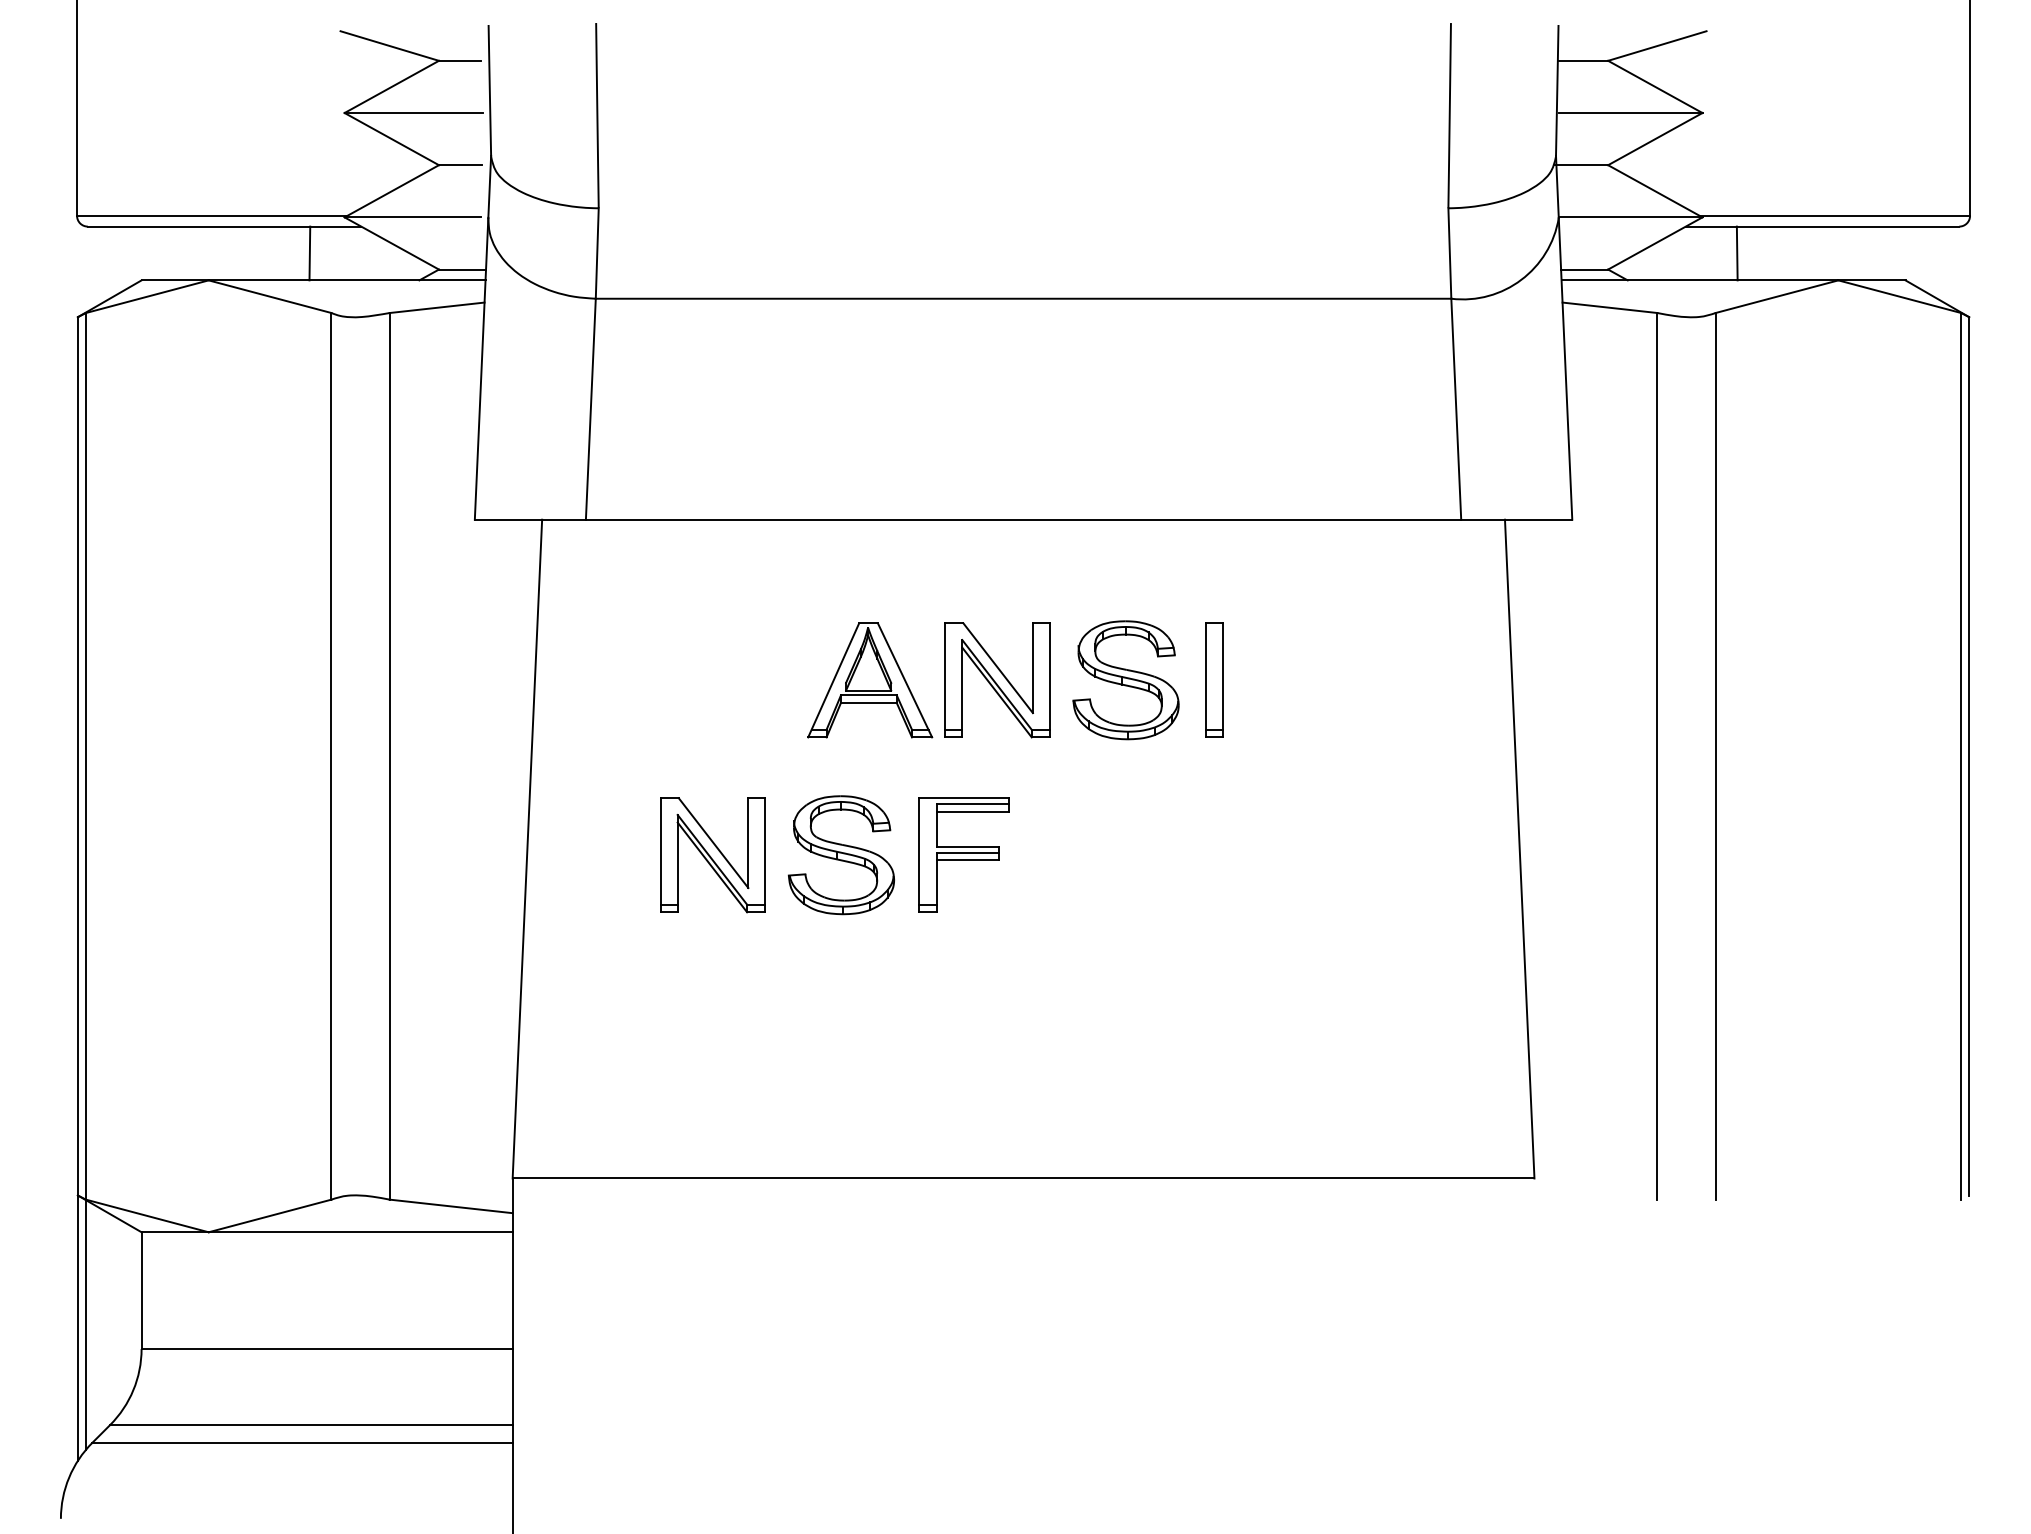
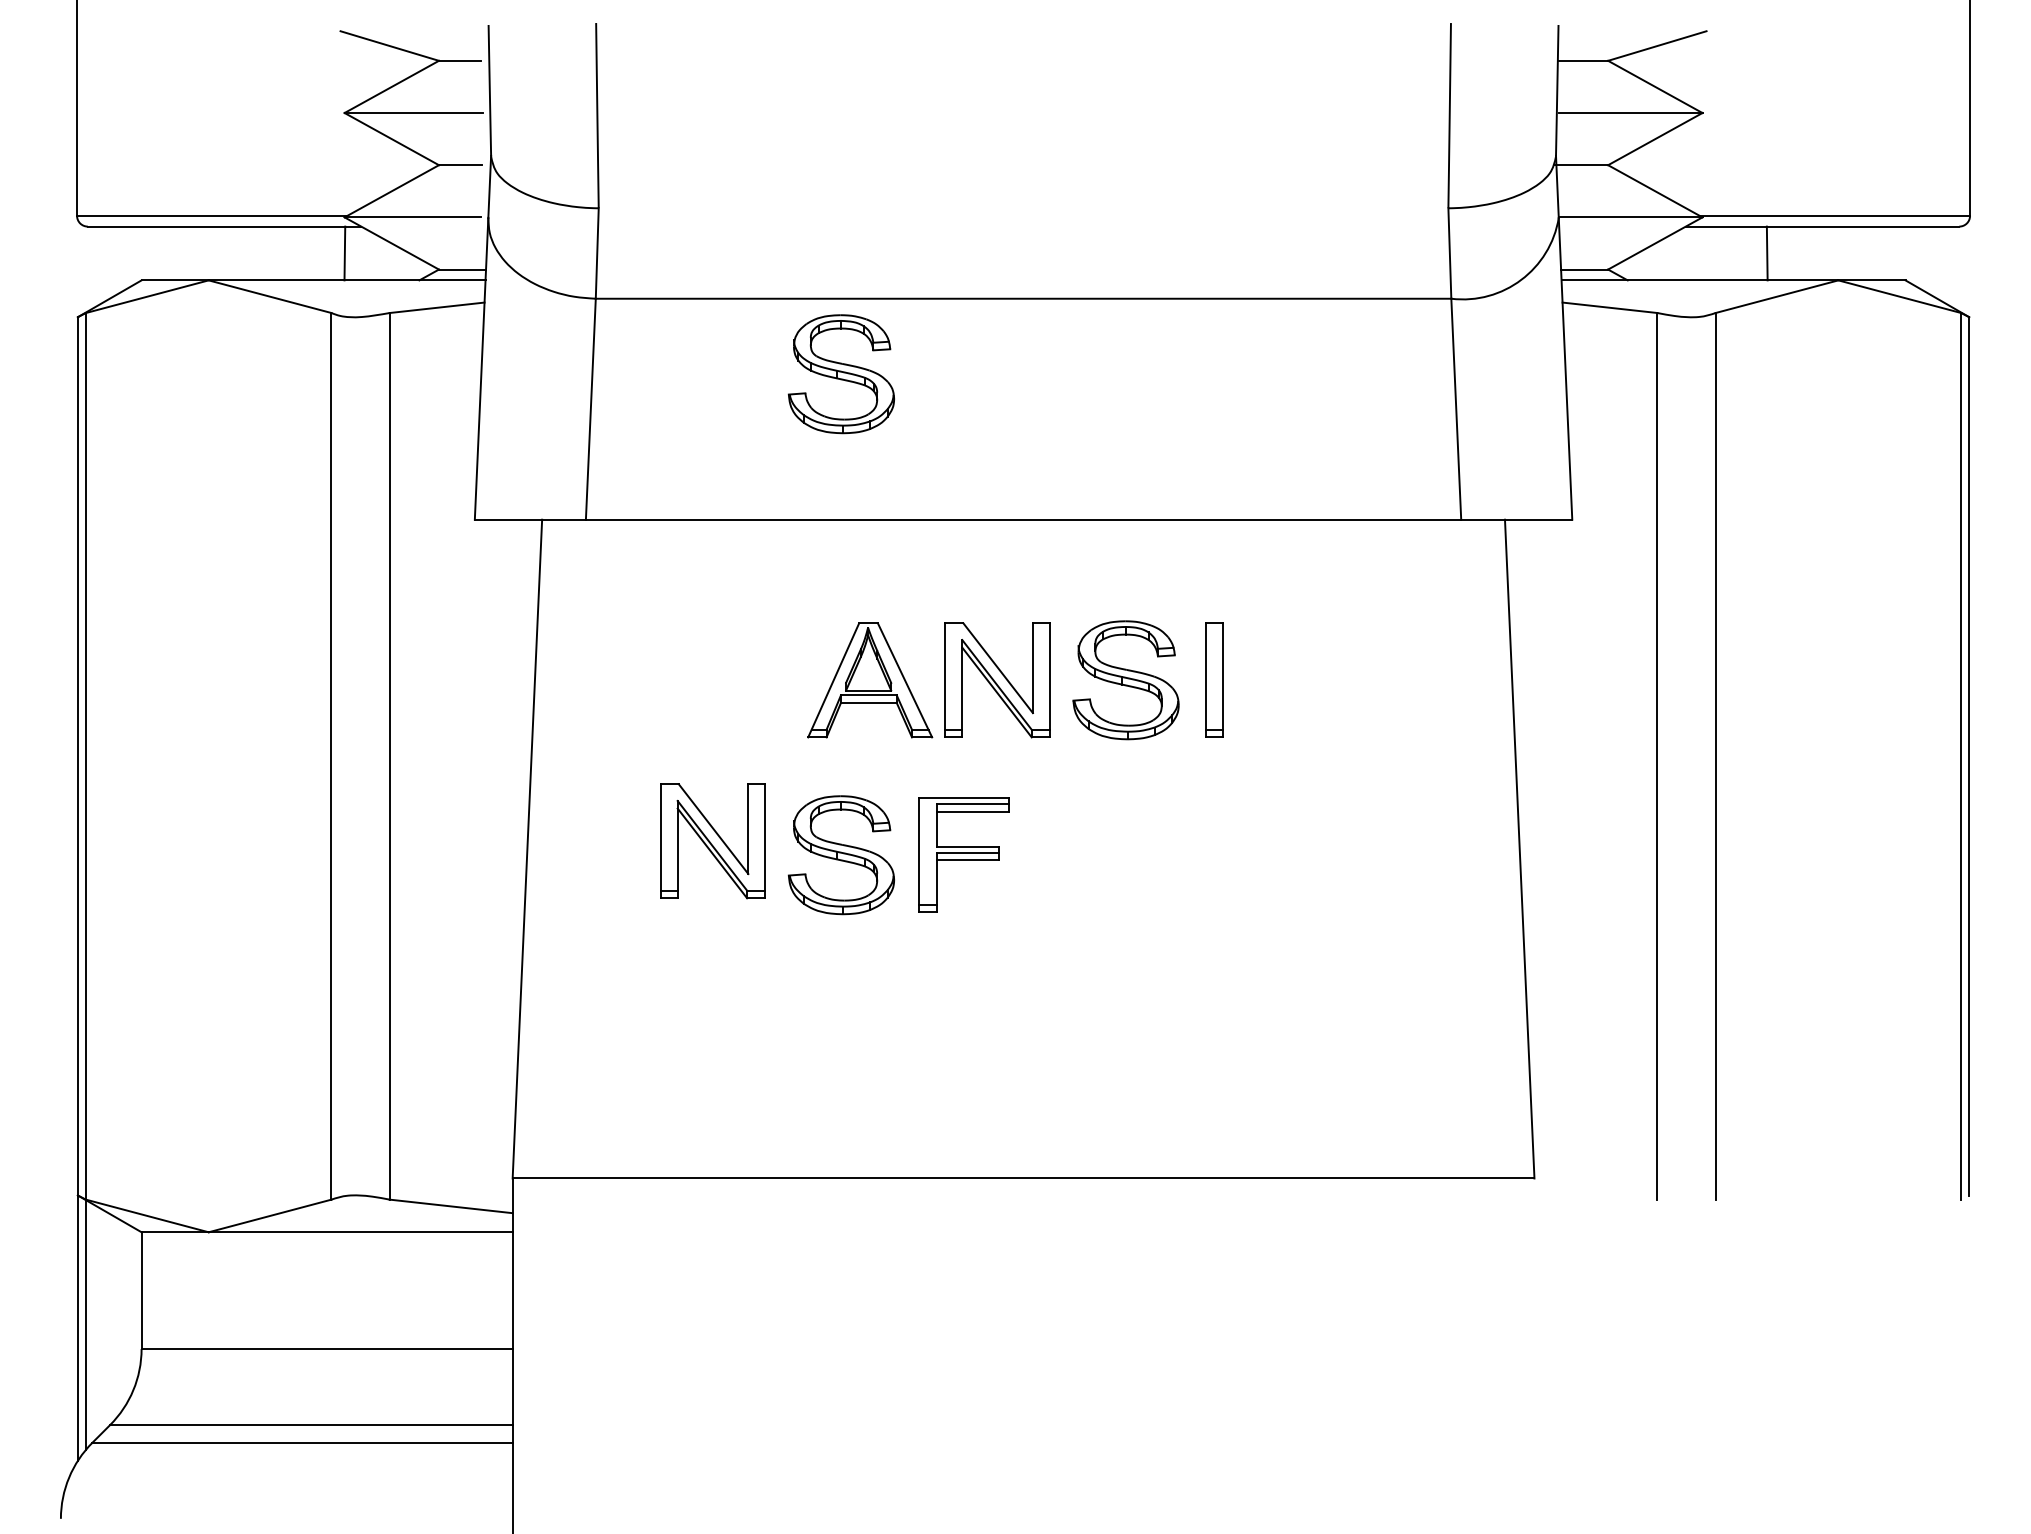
line position: (309, 253) -> (344, 253) (344, 253)
line position: (1736, 253) -> (1766, 253) (1766, 253)
part: none -> present (840, 374)
part position: (712, 855) -> (712, 841) (712, 841)
